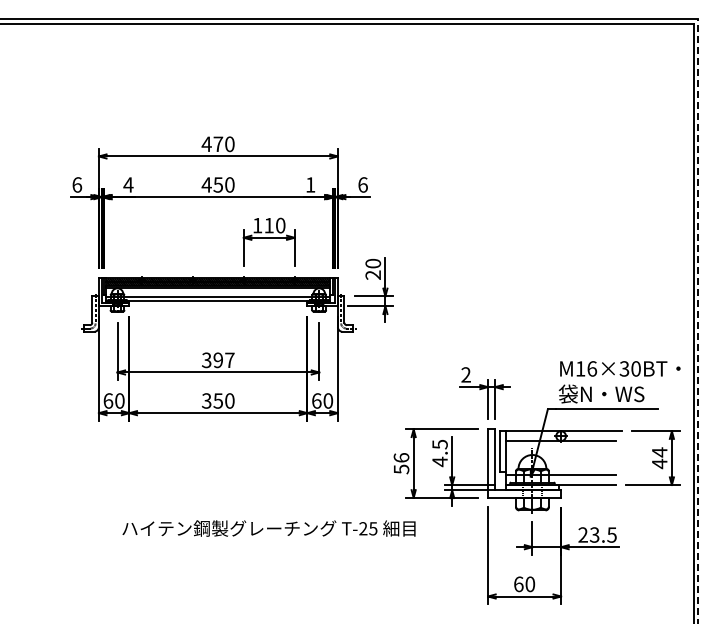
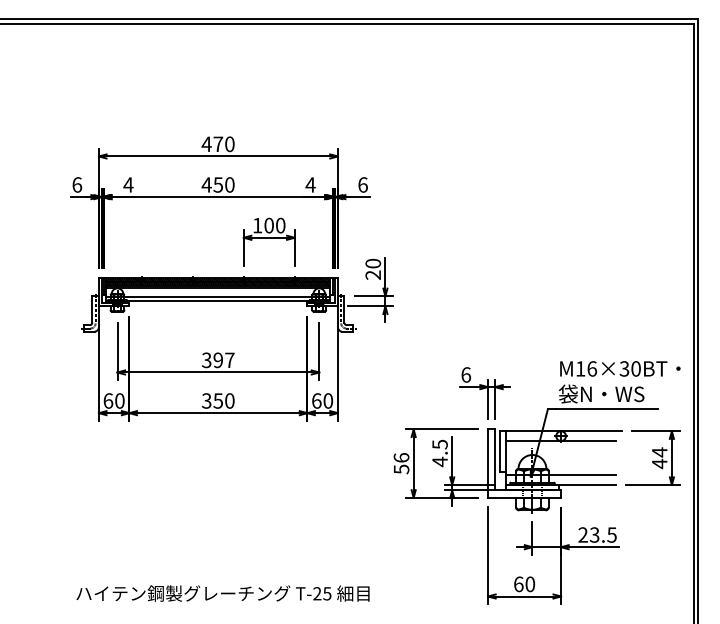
text: 1 -> 4 (310, 184)
text: 110 -> 100 (268, 225)
line: dashed -> solid (698, 320)
text: 2 -> 6 (466, 374)
text position: (268, 528) -> (222, 593) (222, 593)
